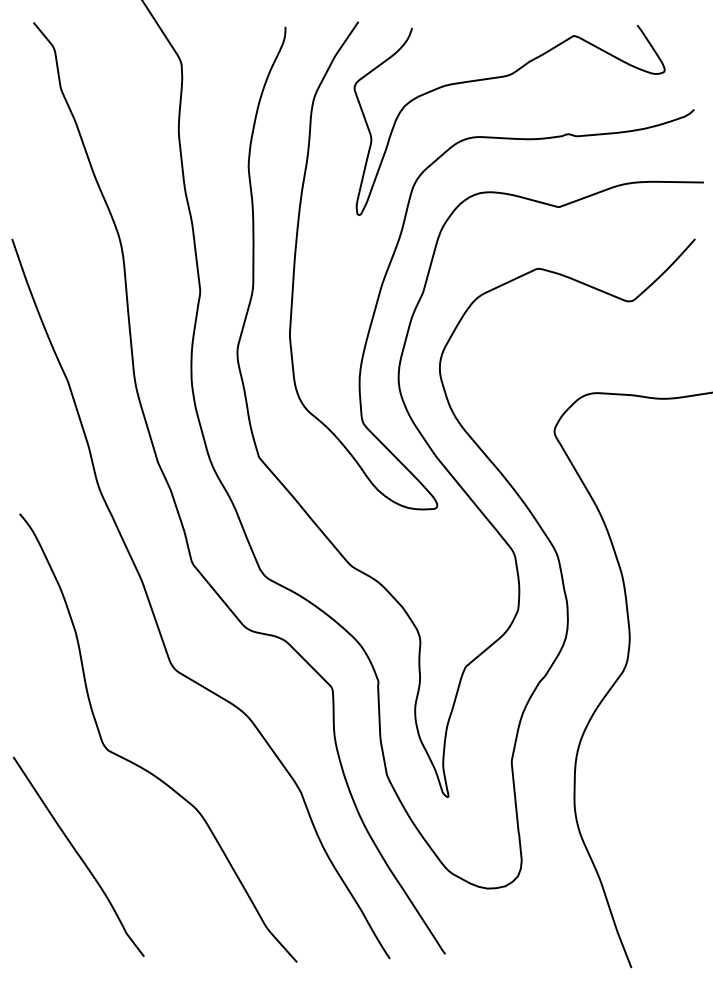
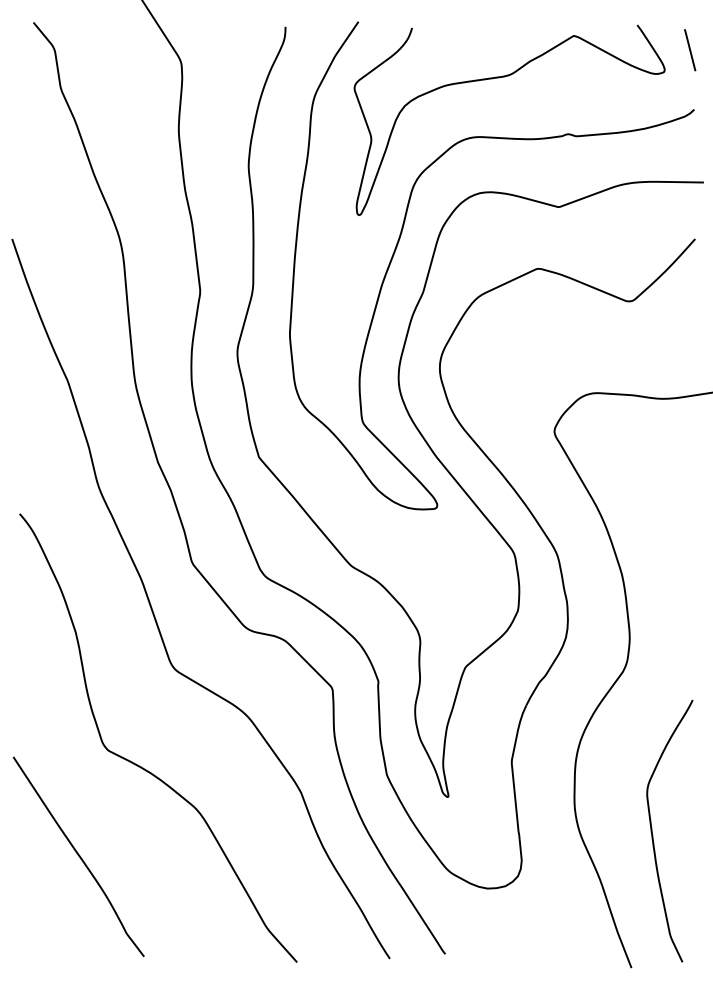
line: none -> present (690, 50)
curve: none -> present (653, 835)
